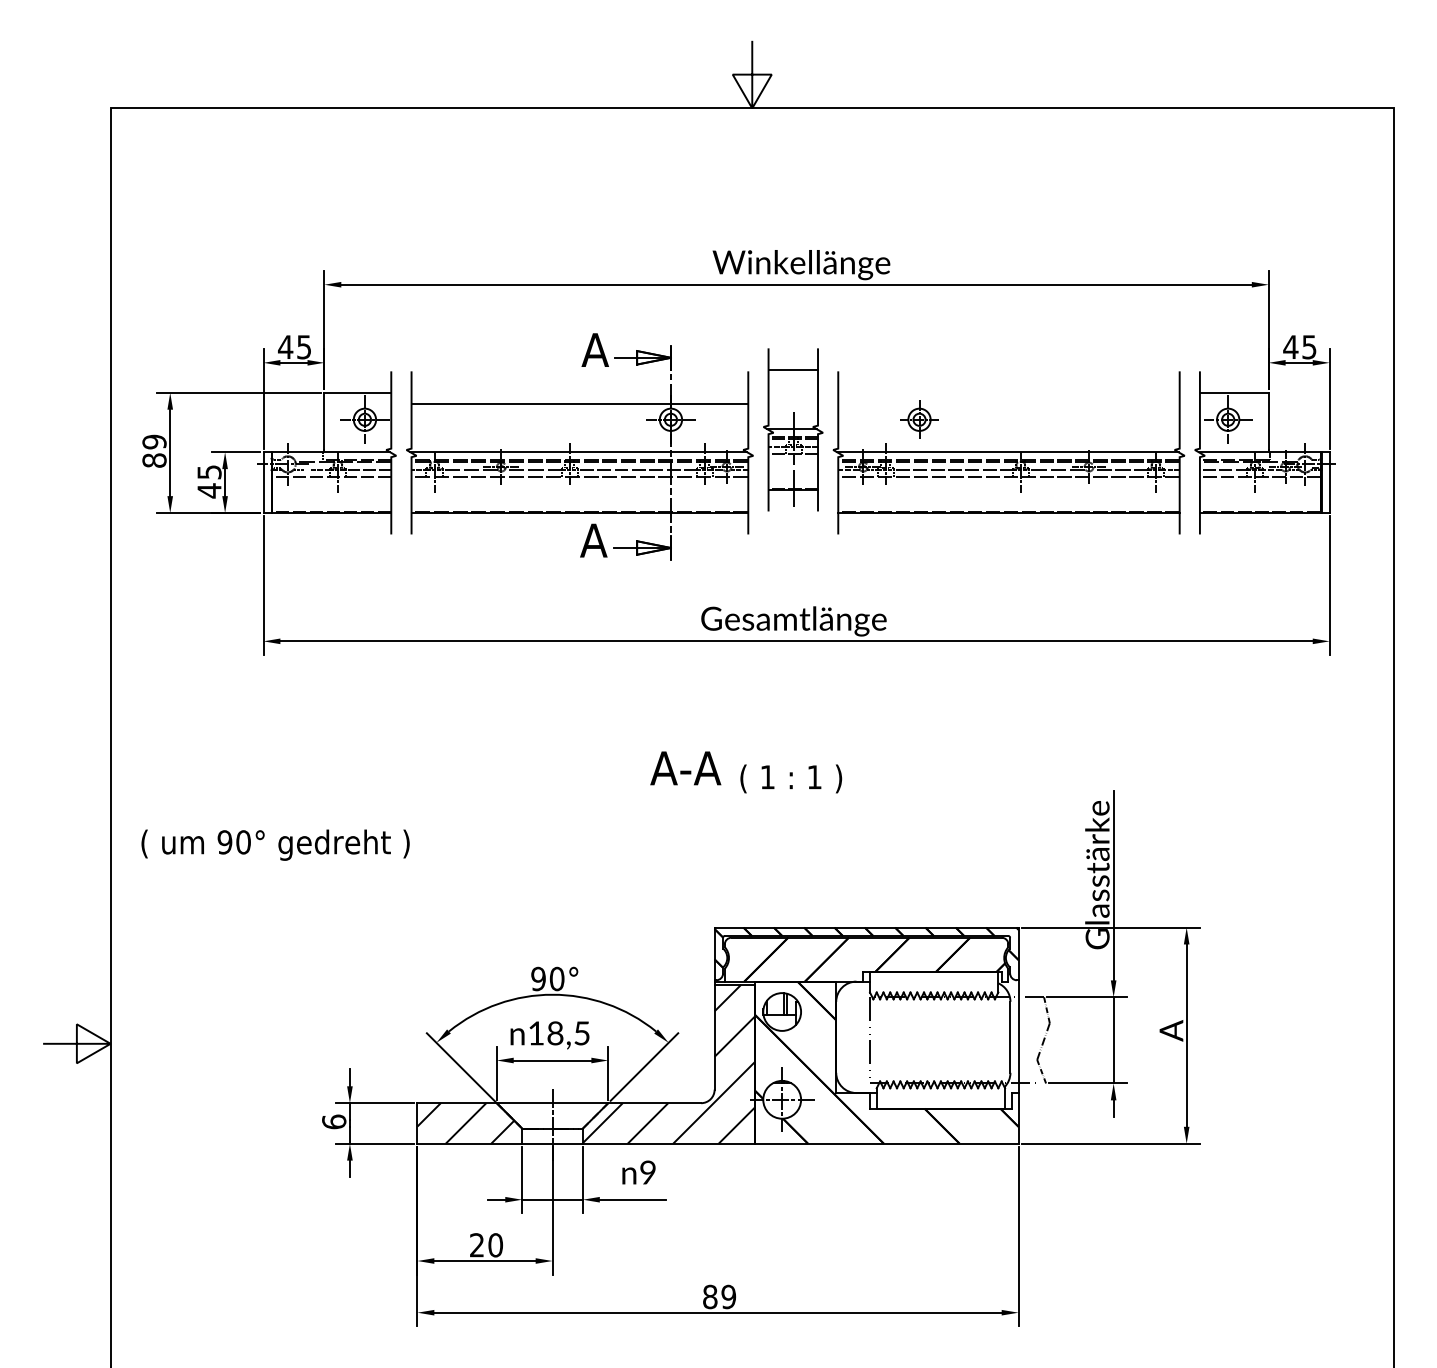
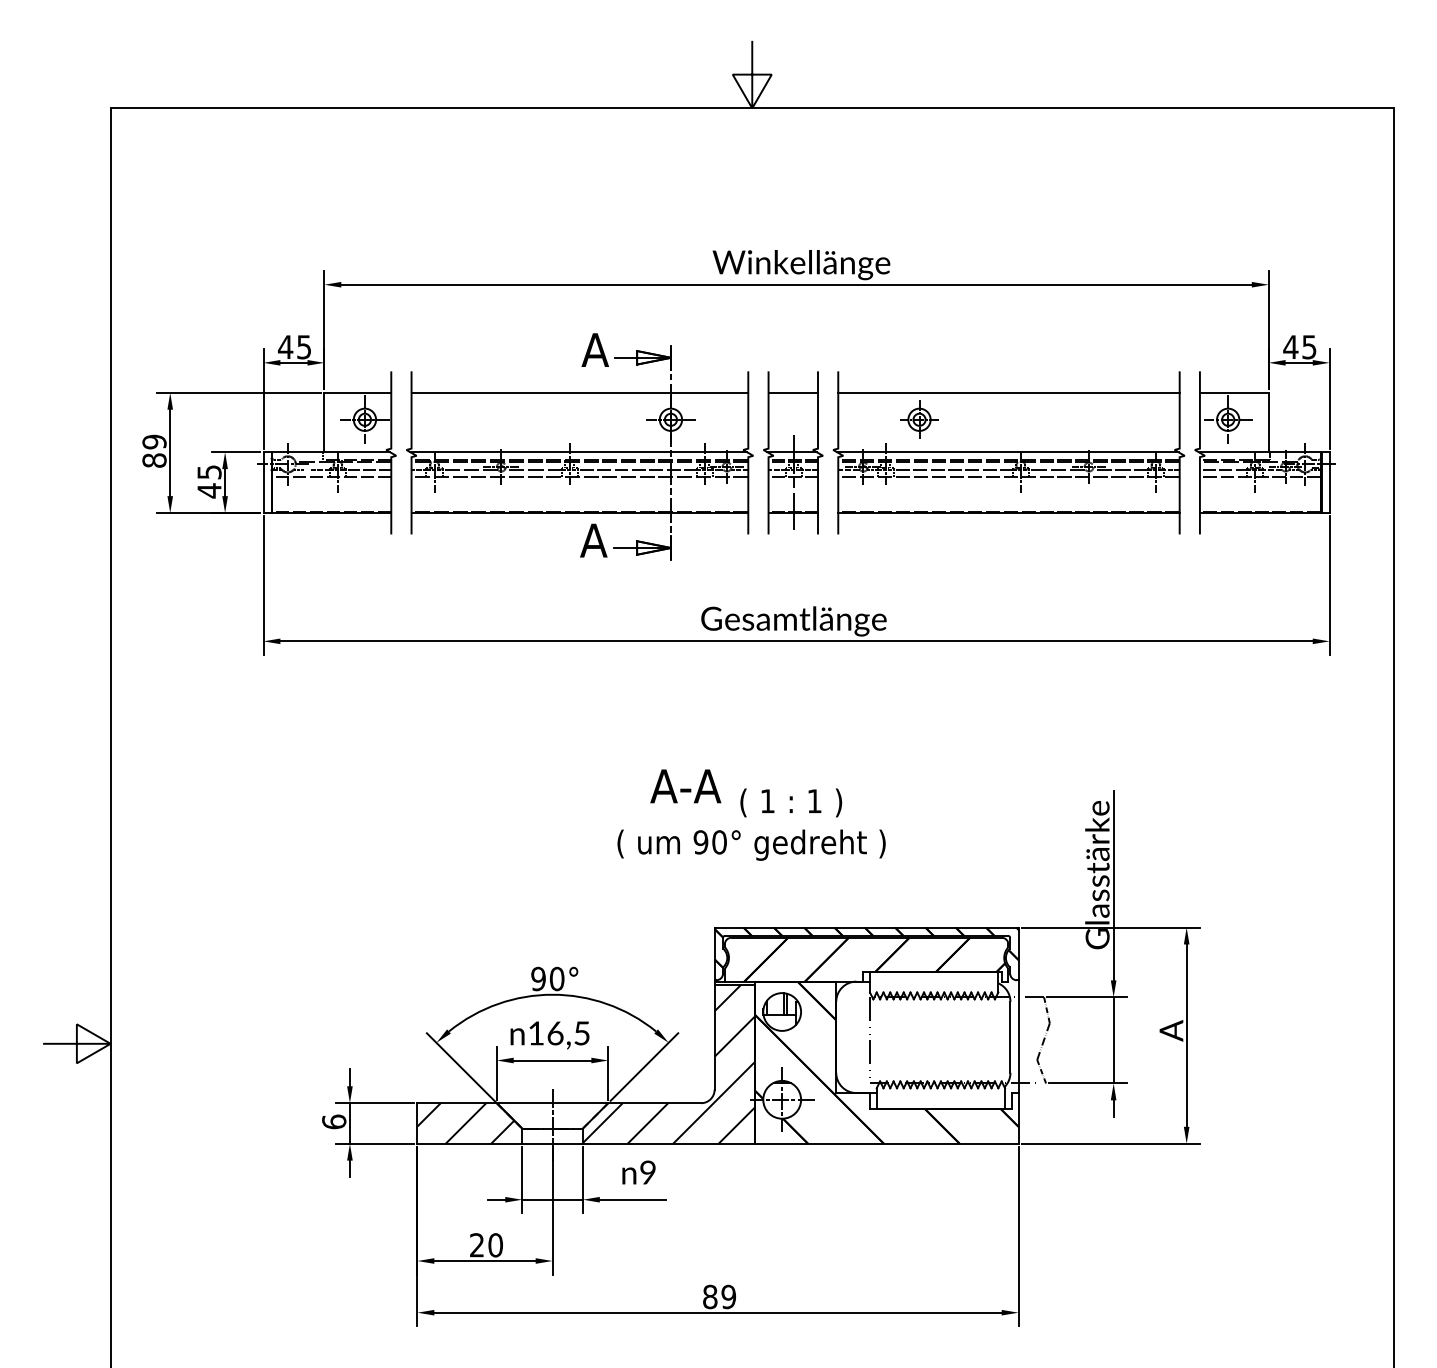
line: none -> present (1008, 392)
line position: (579, 403) -> (579, 392) (579, 392)
part position: (793, 429) -> (793, 452) (793, 452)
text position: (685, 768) -> (685, 786) (685, 786)
text position: (791, 778) -> (791, 802) (791, 802)
text position: (275, 844) -> (751, 844) (751, 844)
text: 18,5 -> 16,5 (555, 1032)
